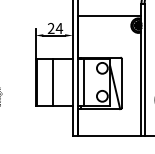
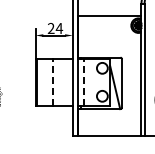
line: solid -> dashed (52, 81)
line: solid -> dashed (83, 81)
